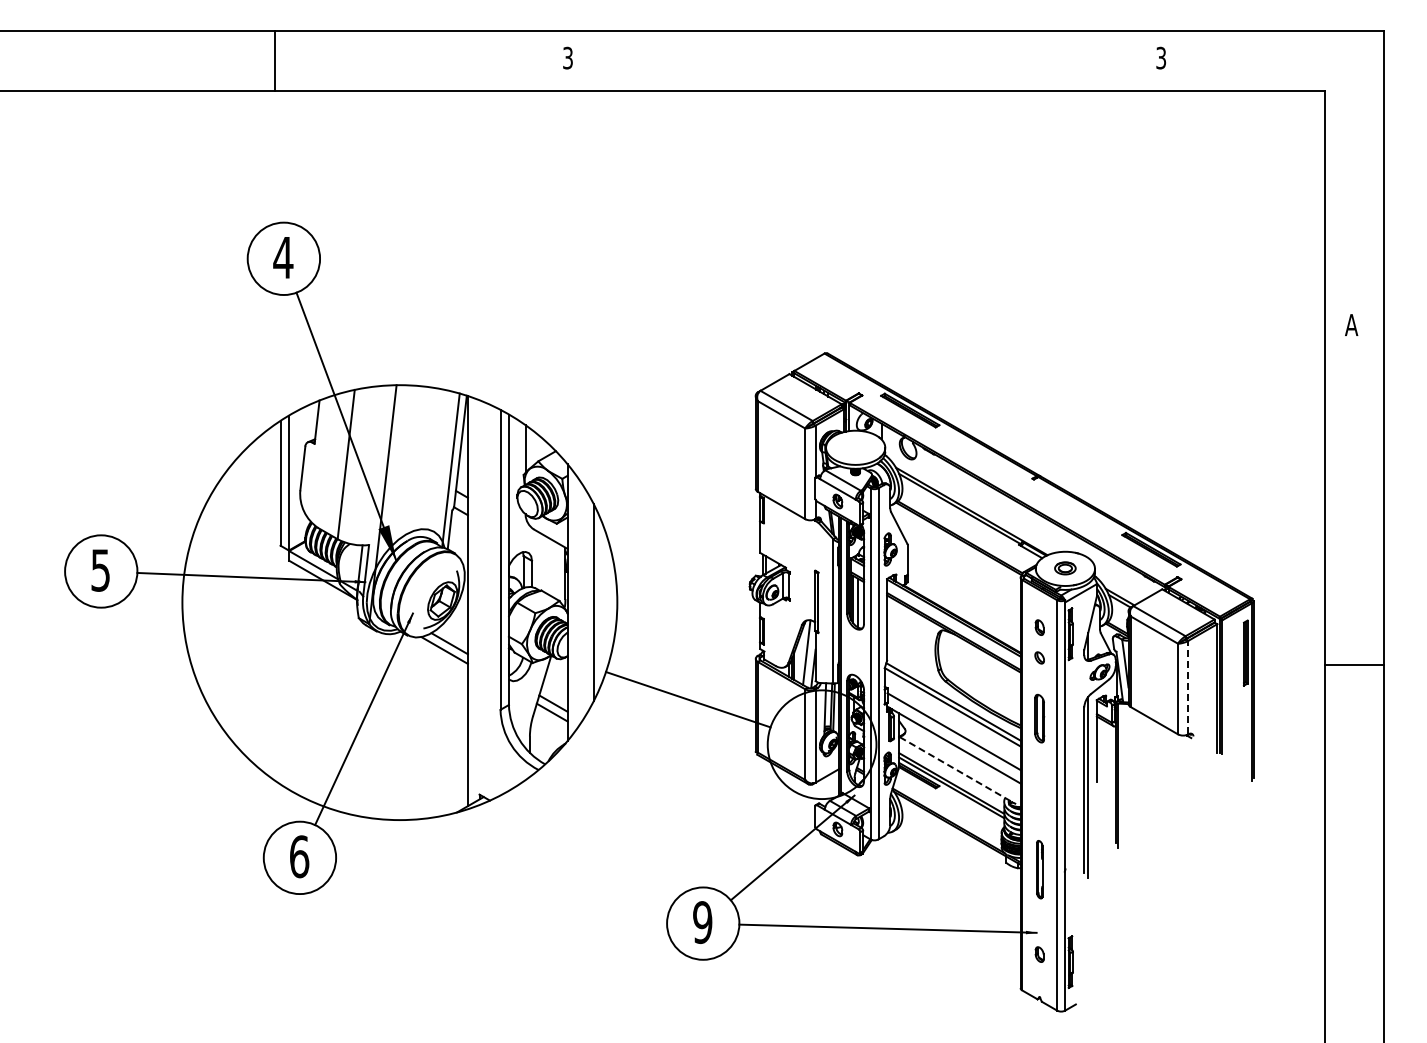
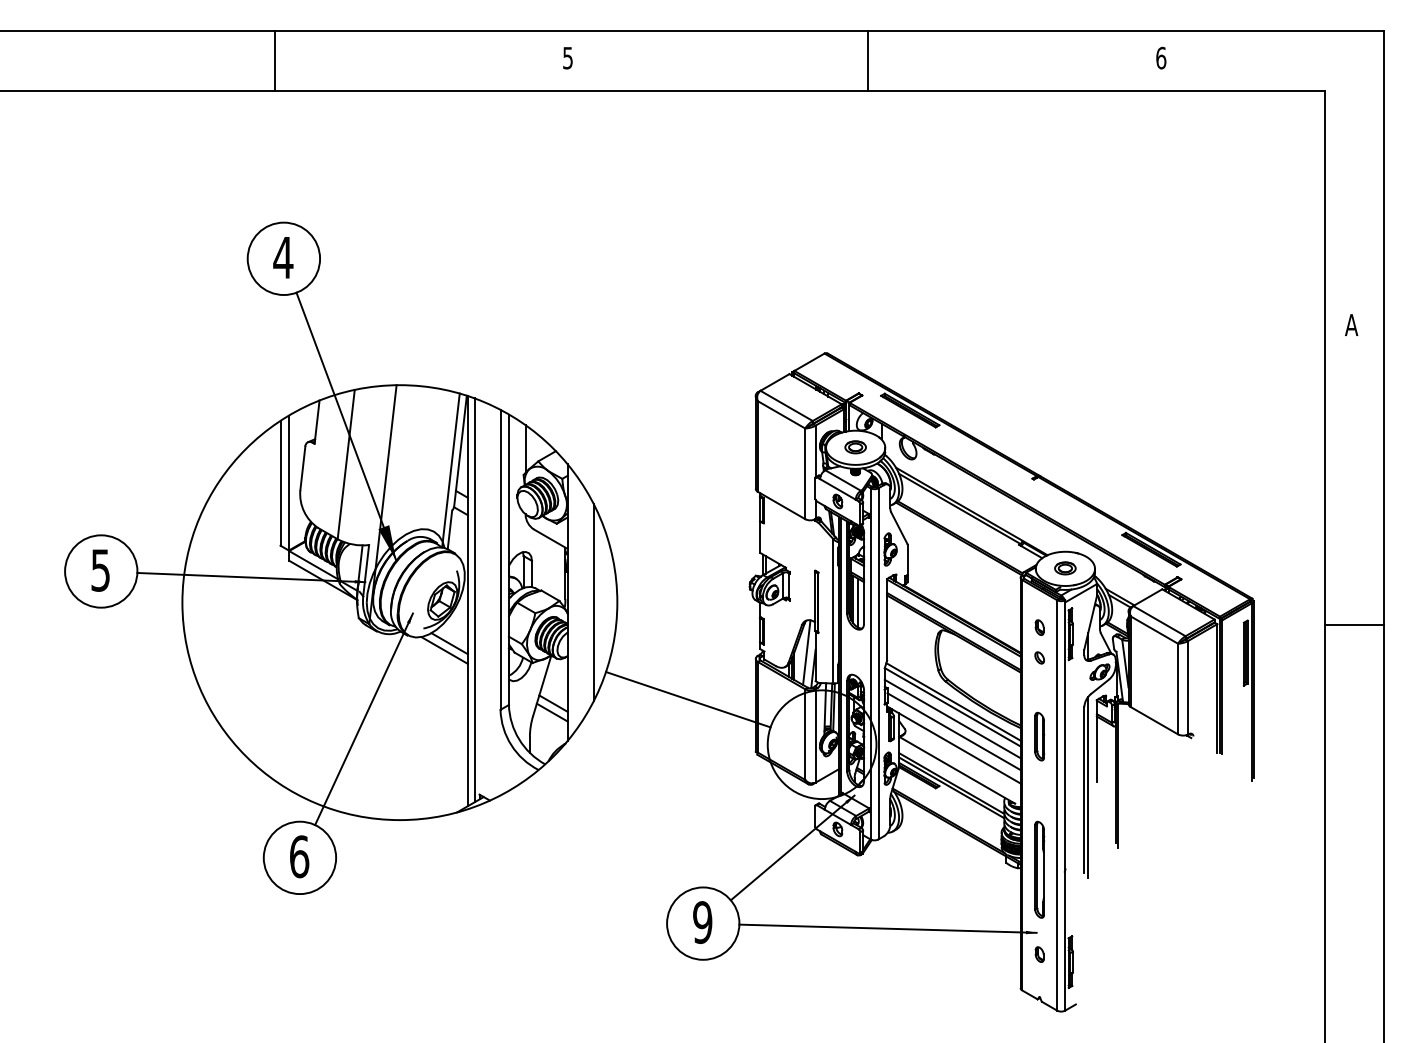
text: 3 -> 5 (567, 57)
text: 3 -> 6 (1161, 57)
line: none -> present (868, 60)
part: none -> present (855, 447)
line: none -> present (474, 600)
line position: (1354, 664) -> (1354, 624) (1354, 624)
line: dashed -> solid (1188, 687)
line: none -> present (952, 718)
part position: (1039, 718) -> (1039, 736) (1039, 736)
line: dashed -> solid (957, 770)
part size: 8x60 px -> 12x99 px (1039, 869)
